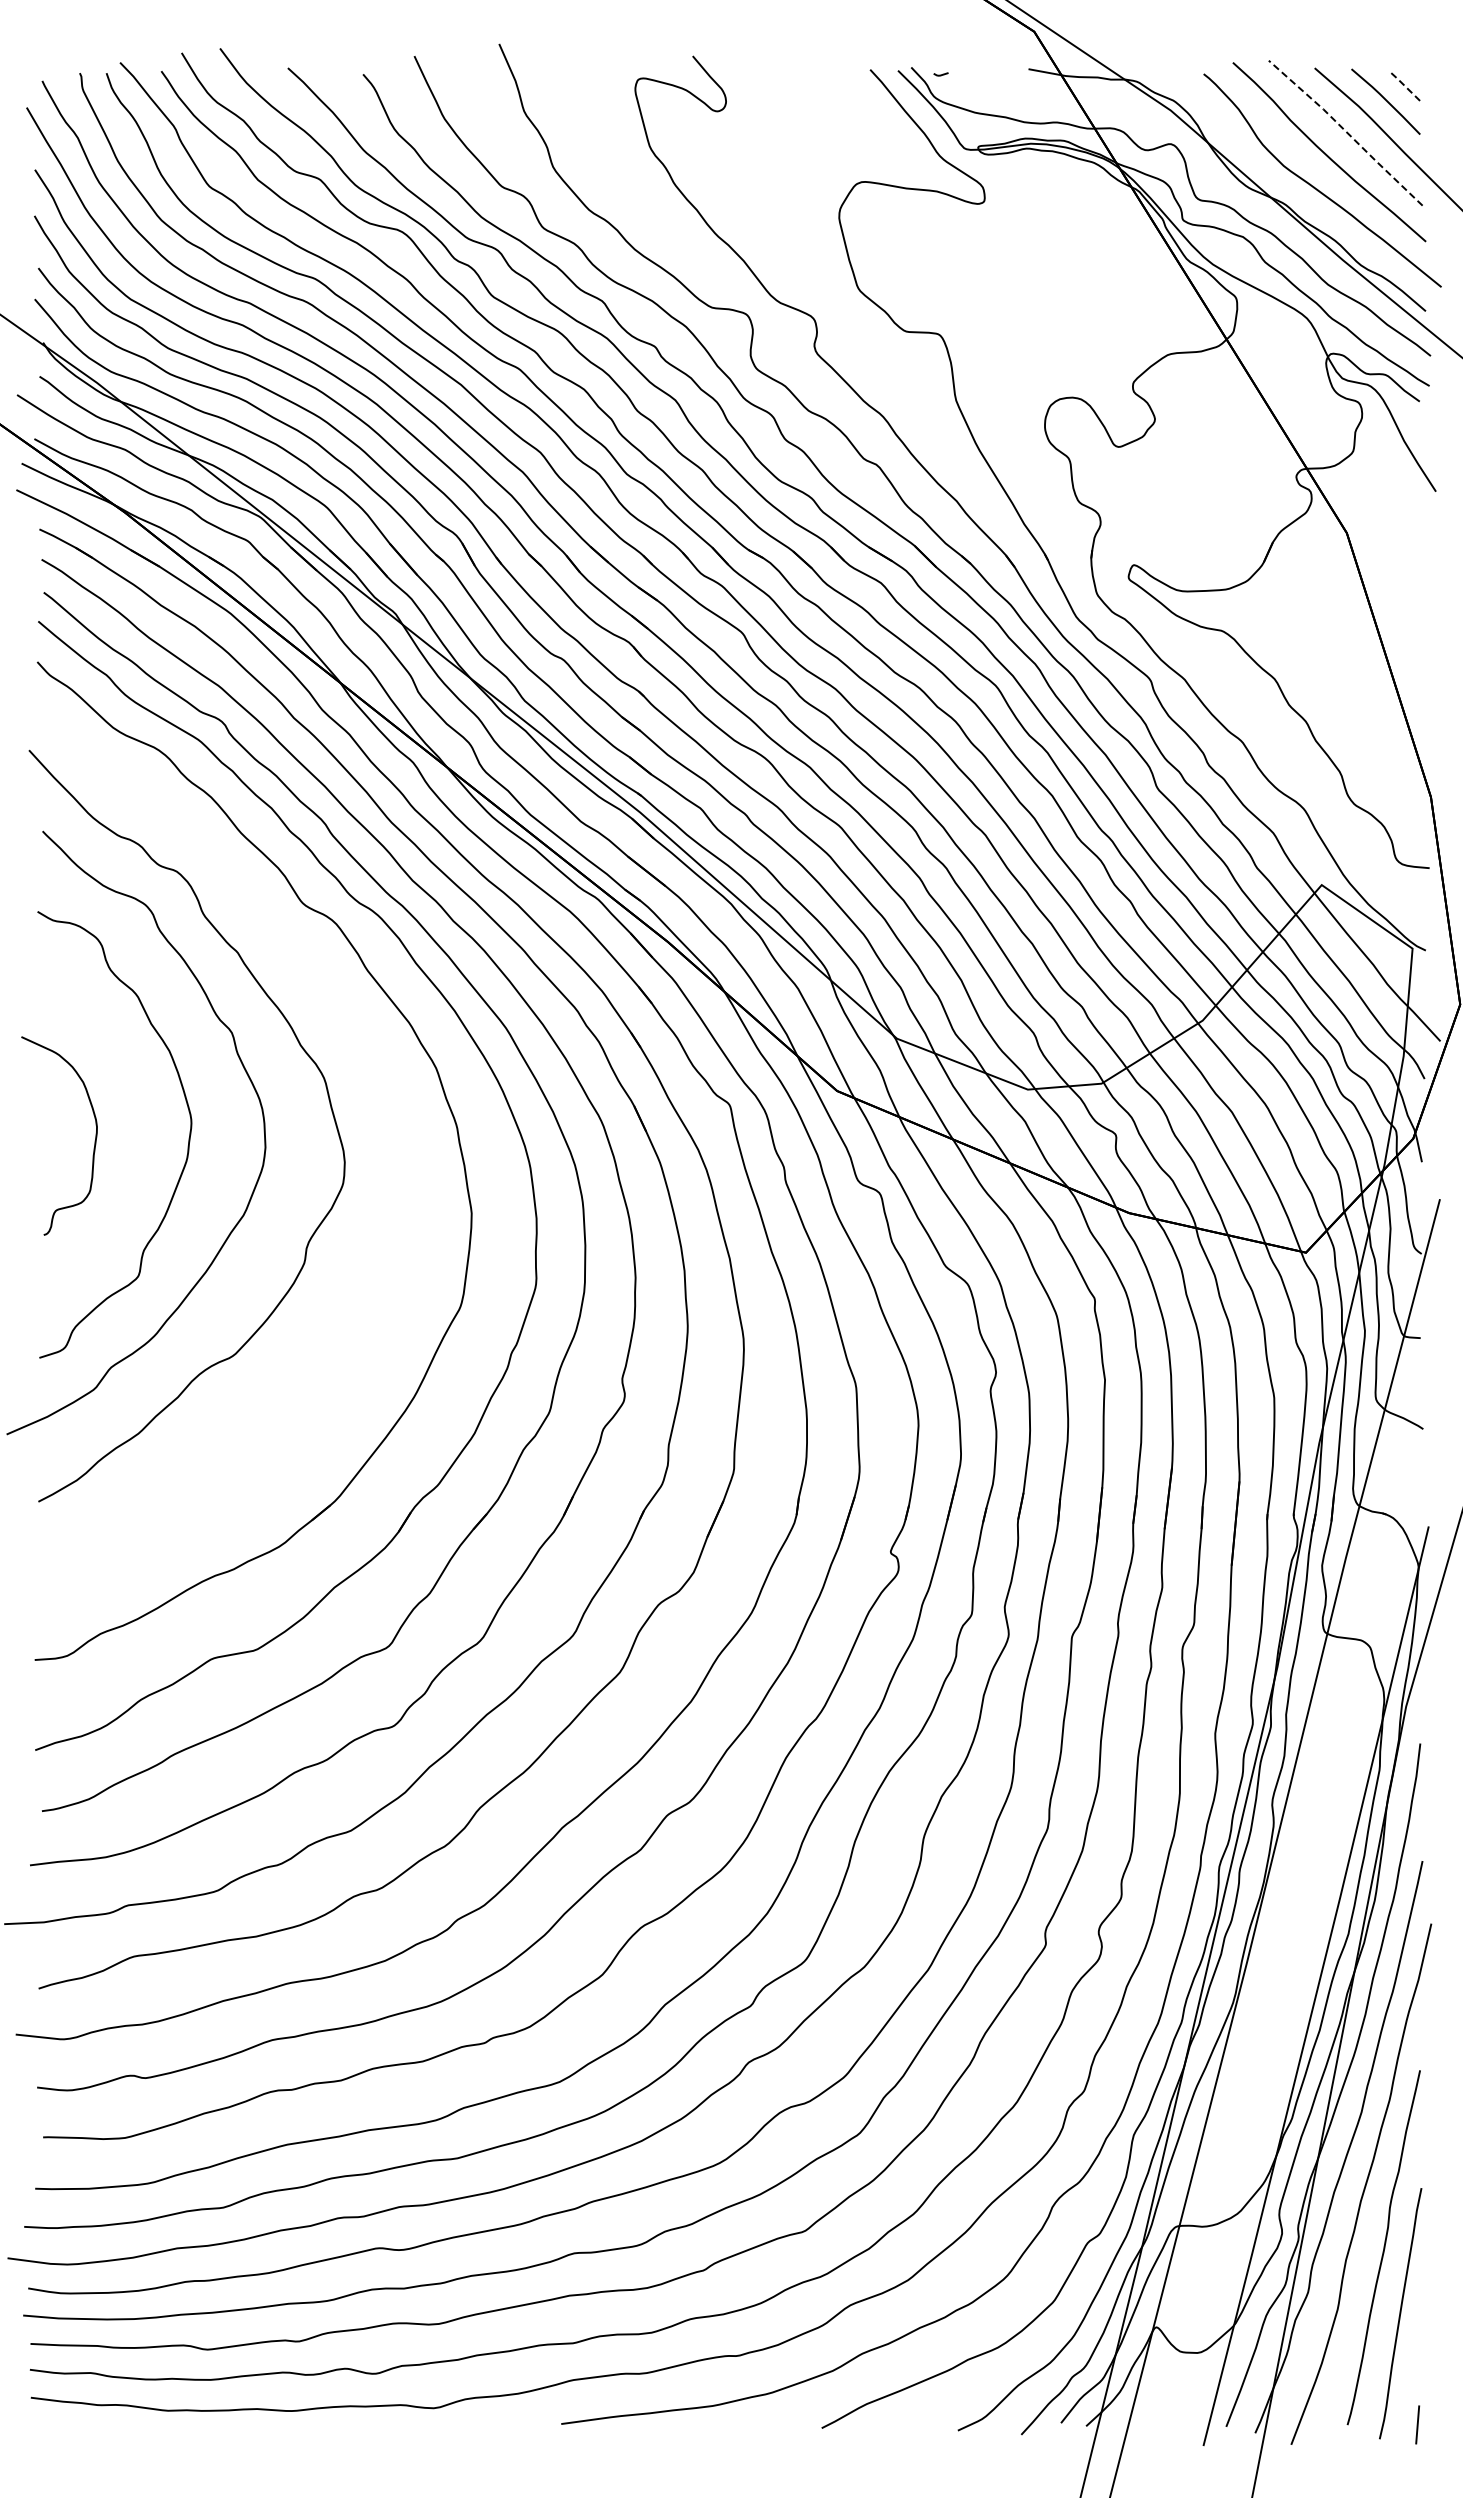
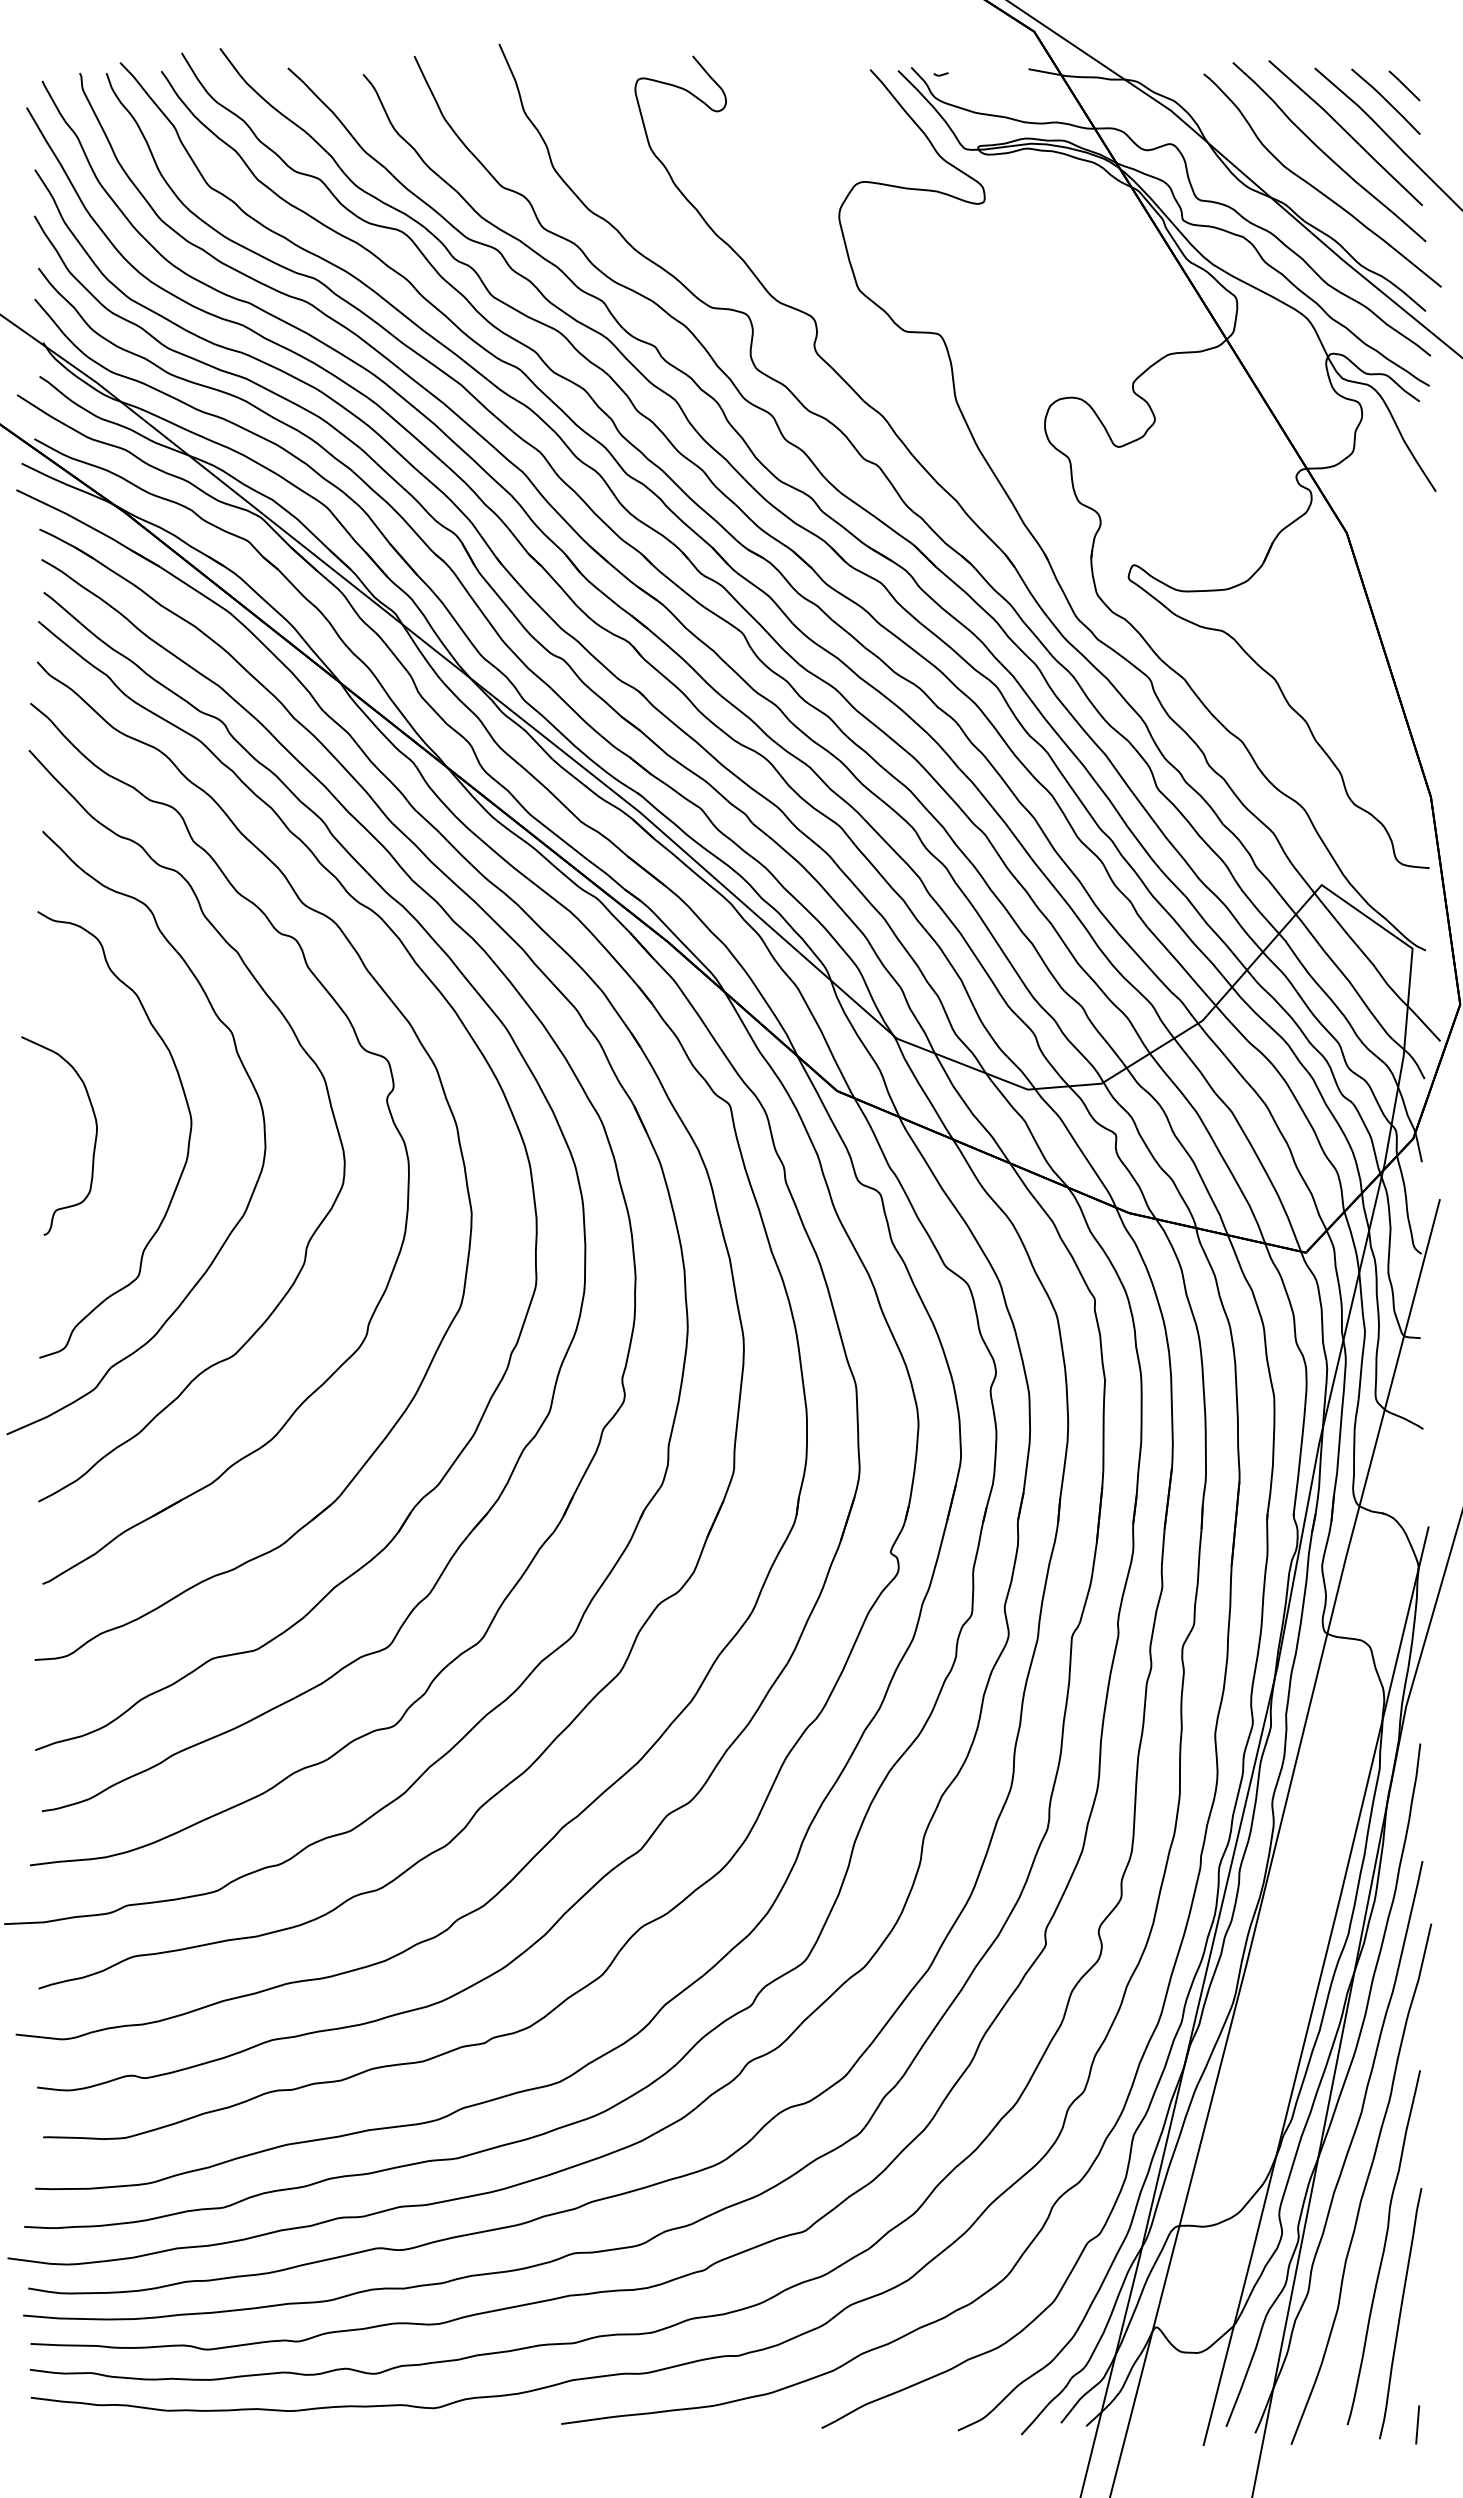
line: dashed -> solid (1404, 85)
line: dashed -> solid (1346, 131)
part: none -> present (359, 1045)
